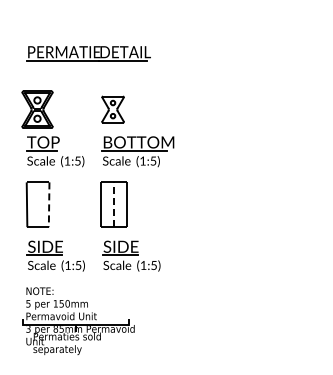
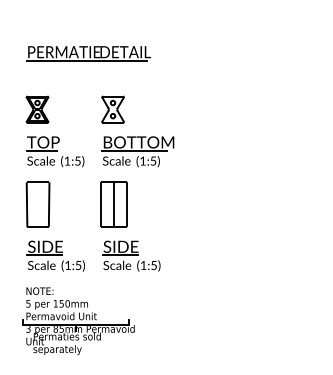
part size: 33x39 px -> 25x29 px (37, 109)
line: dashed -> solid (113, 204)
line: dashed -> solid (49, 205)
